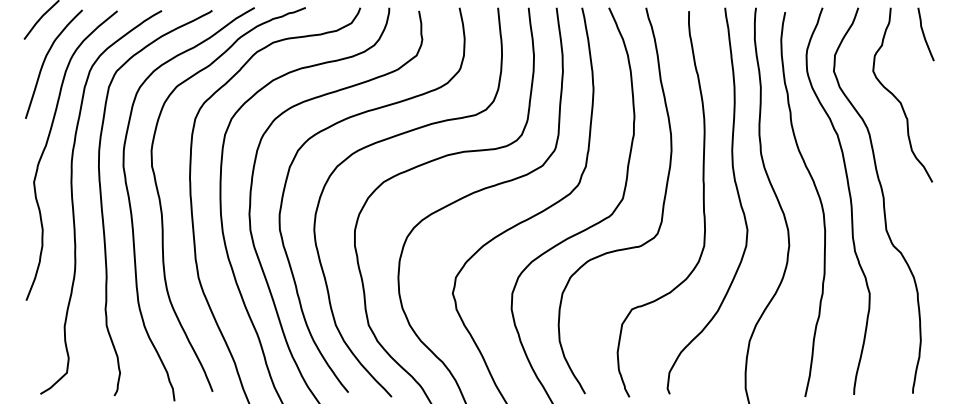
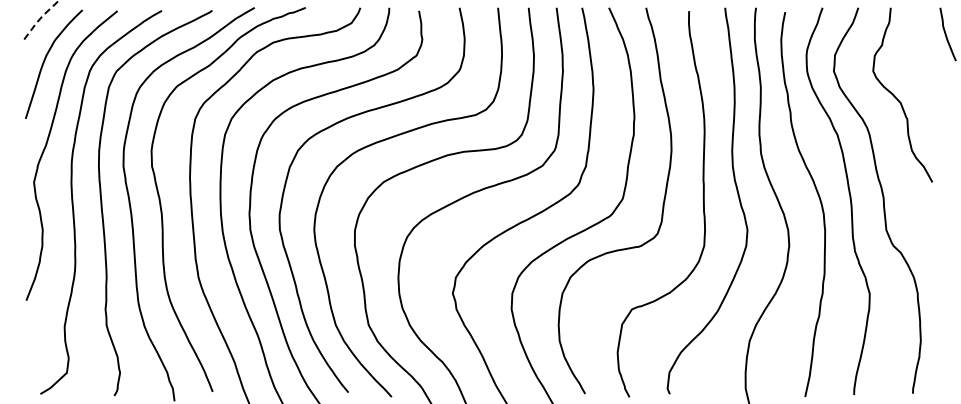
line: solid -> dashed (40, 18)
curve position: (924, 34) -> (946, 34) (946, 34)
